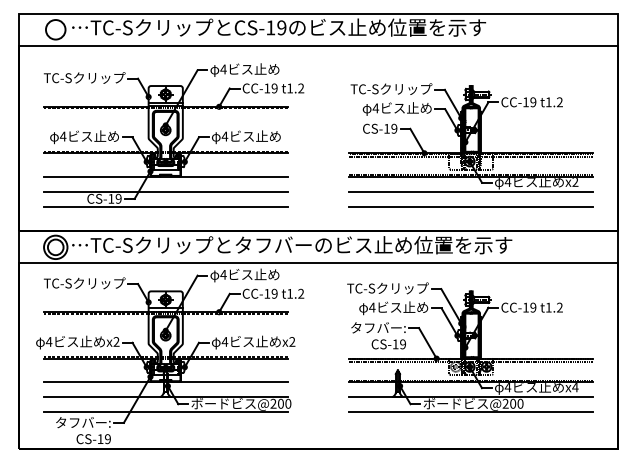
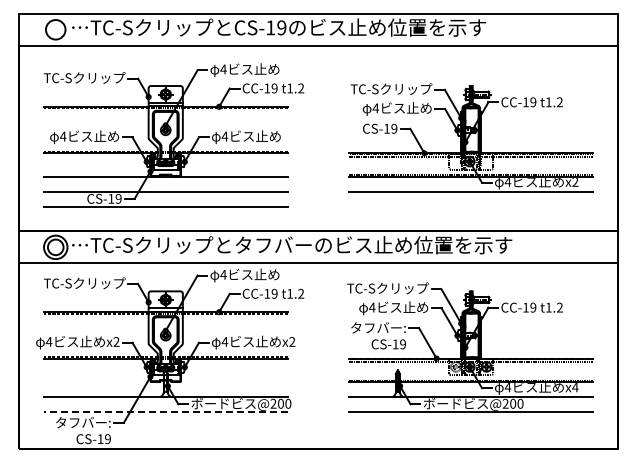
line: present -> none (470, 206)
line: present -> none (165, 381)
line: solid -> dashed (165, 412)
